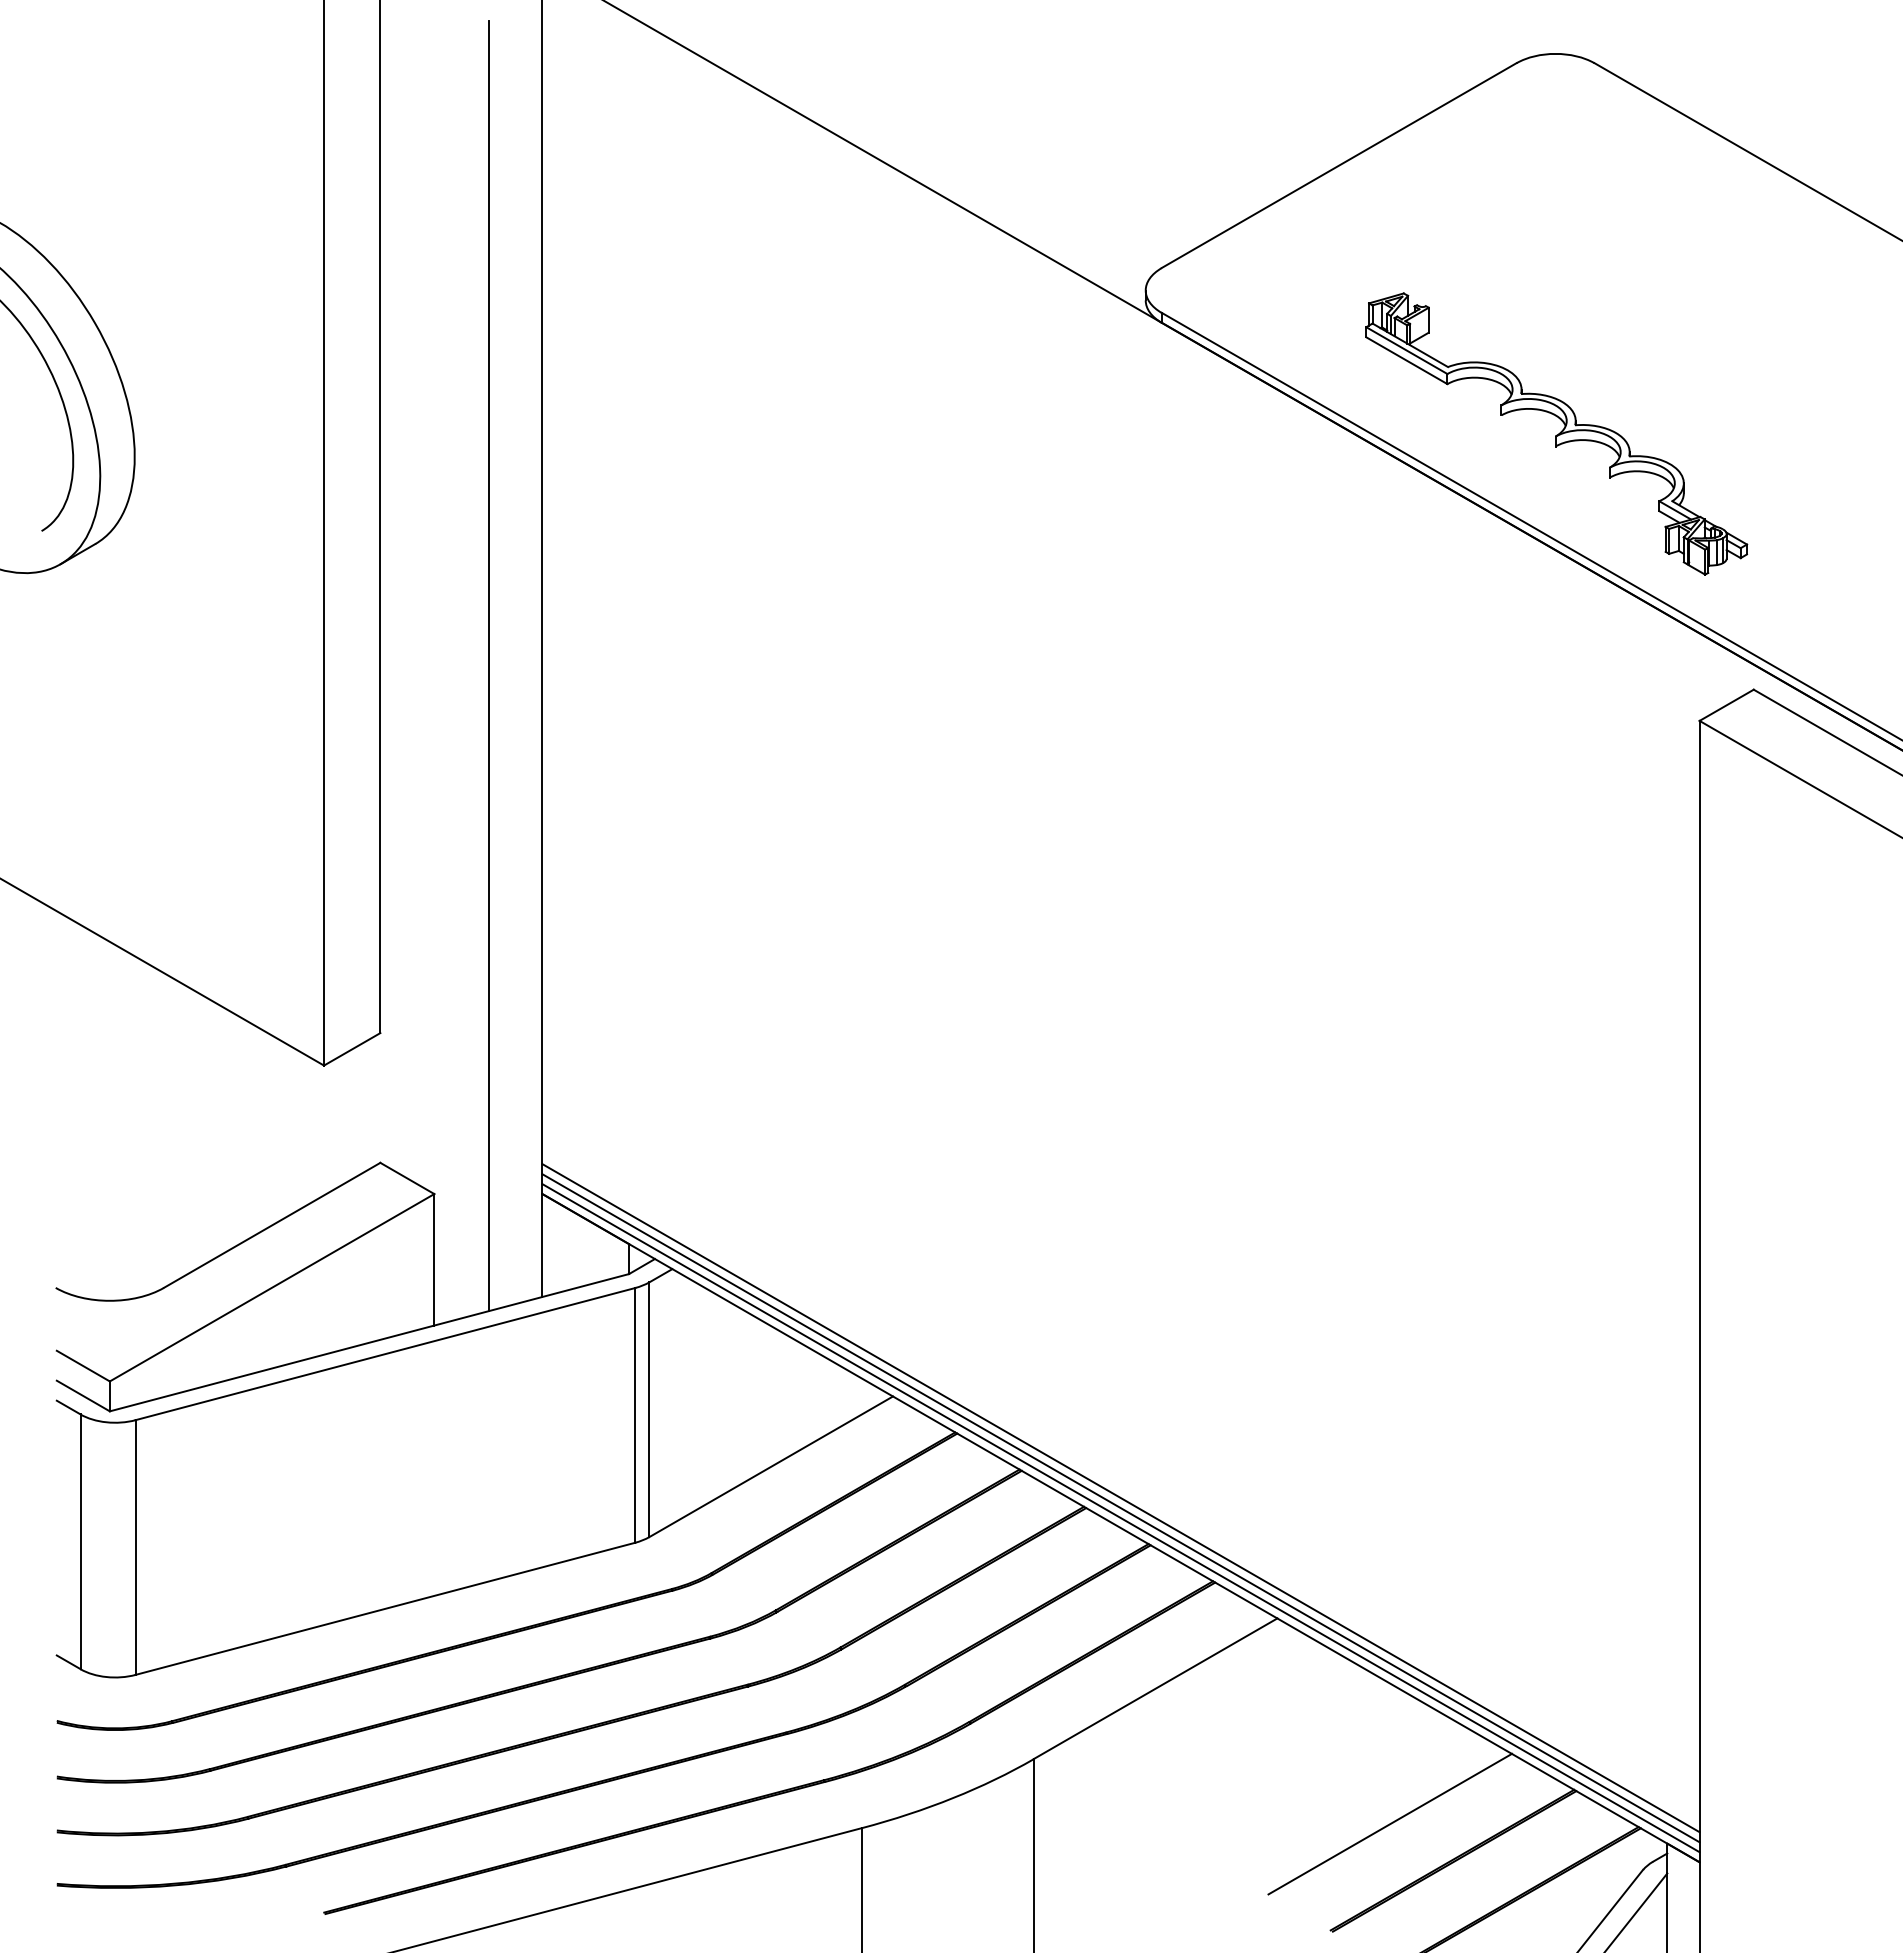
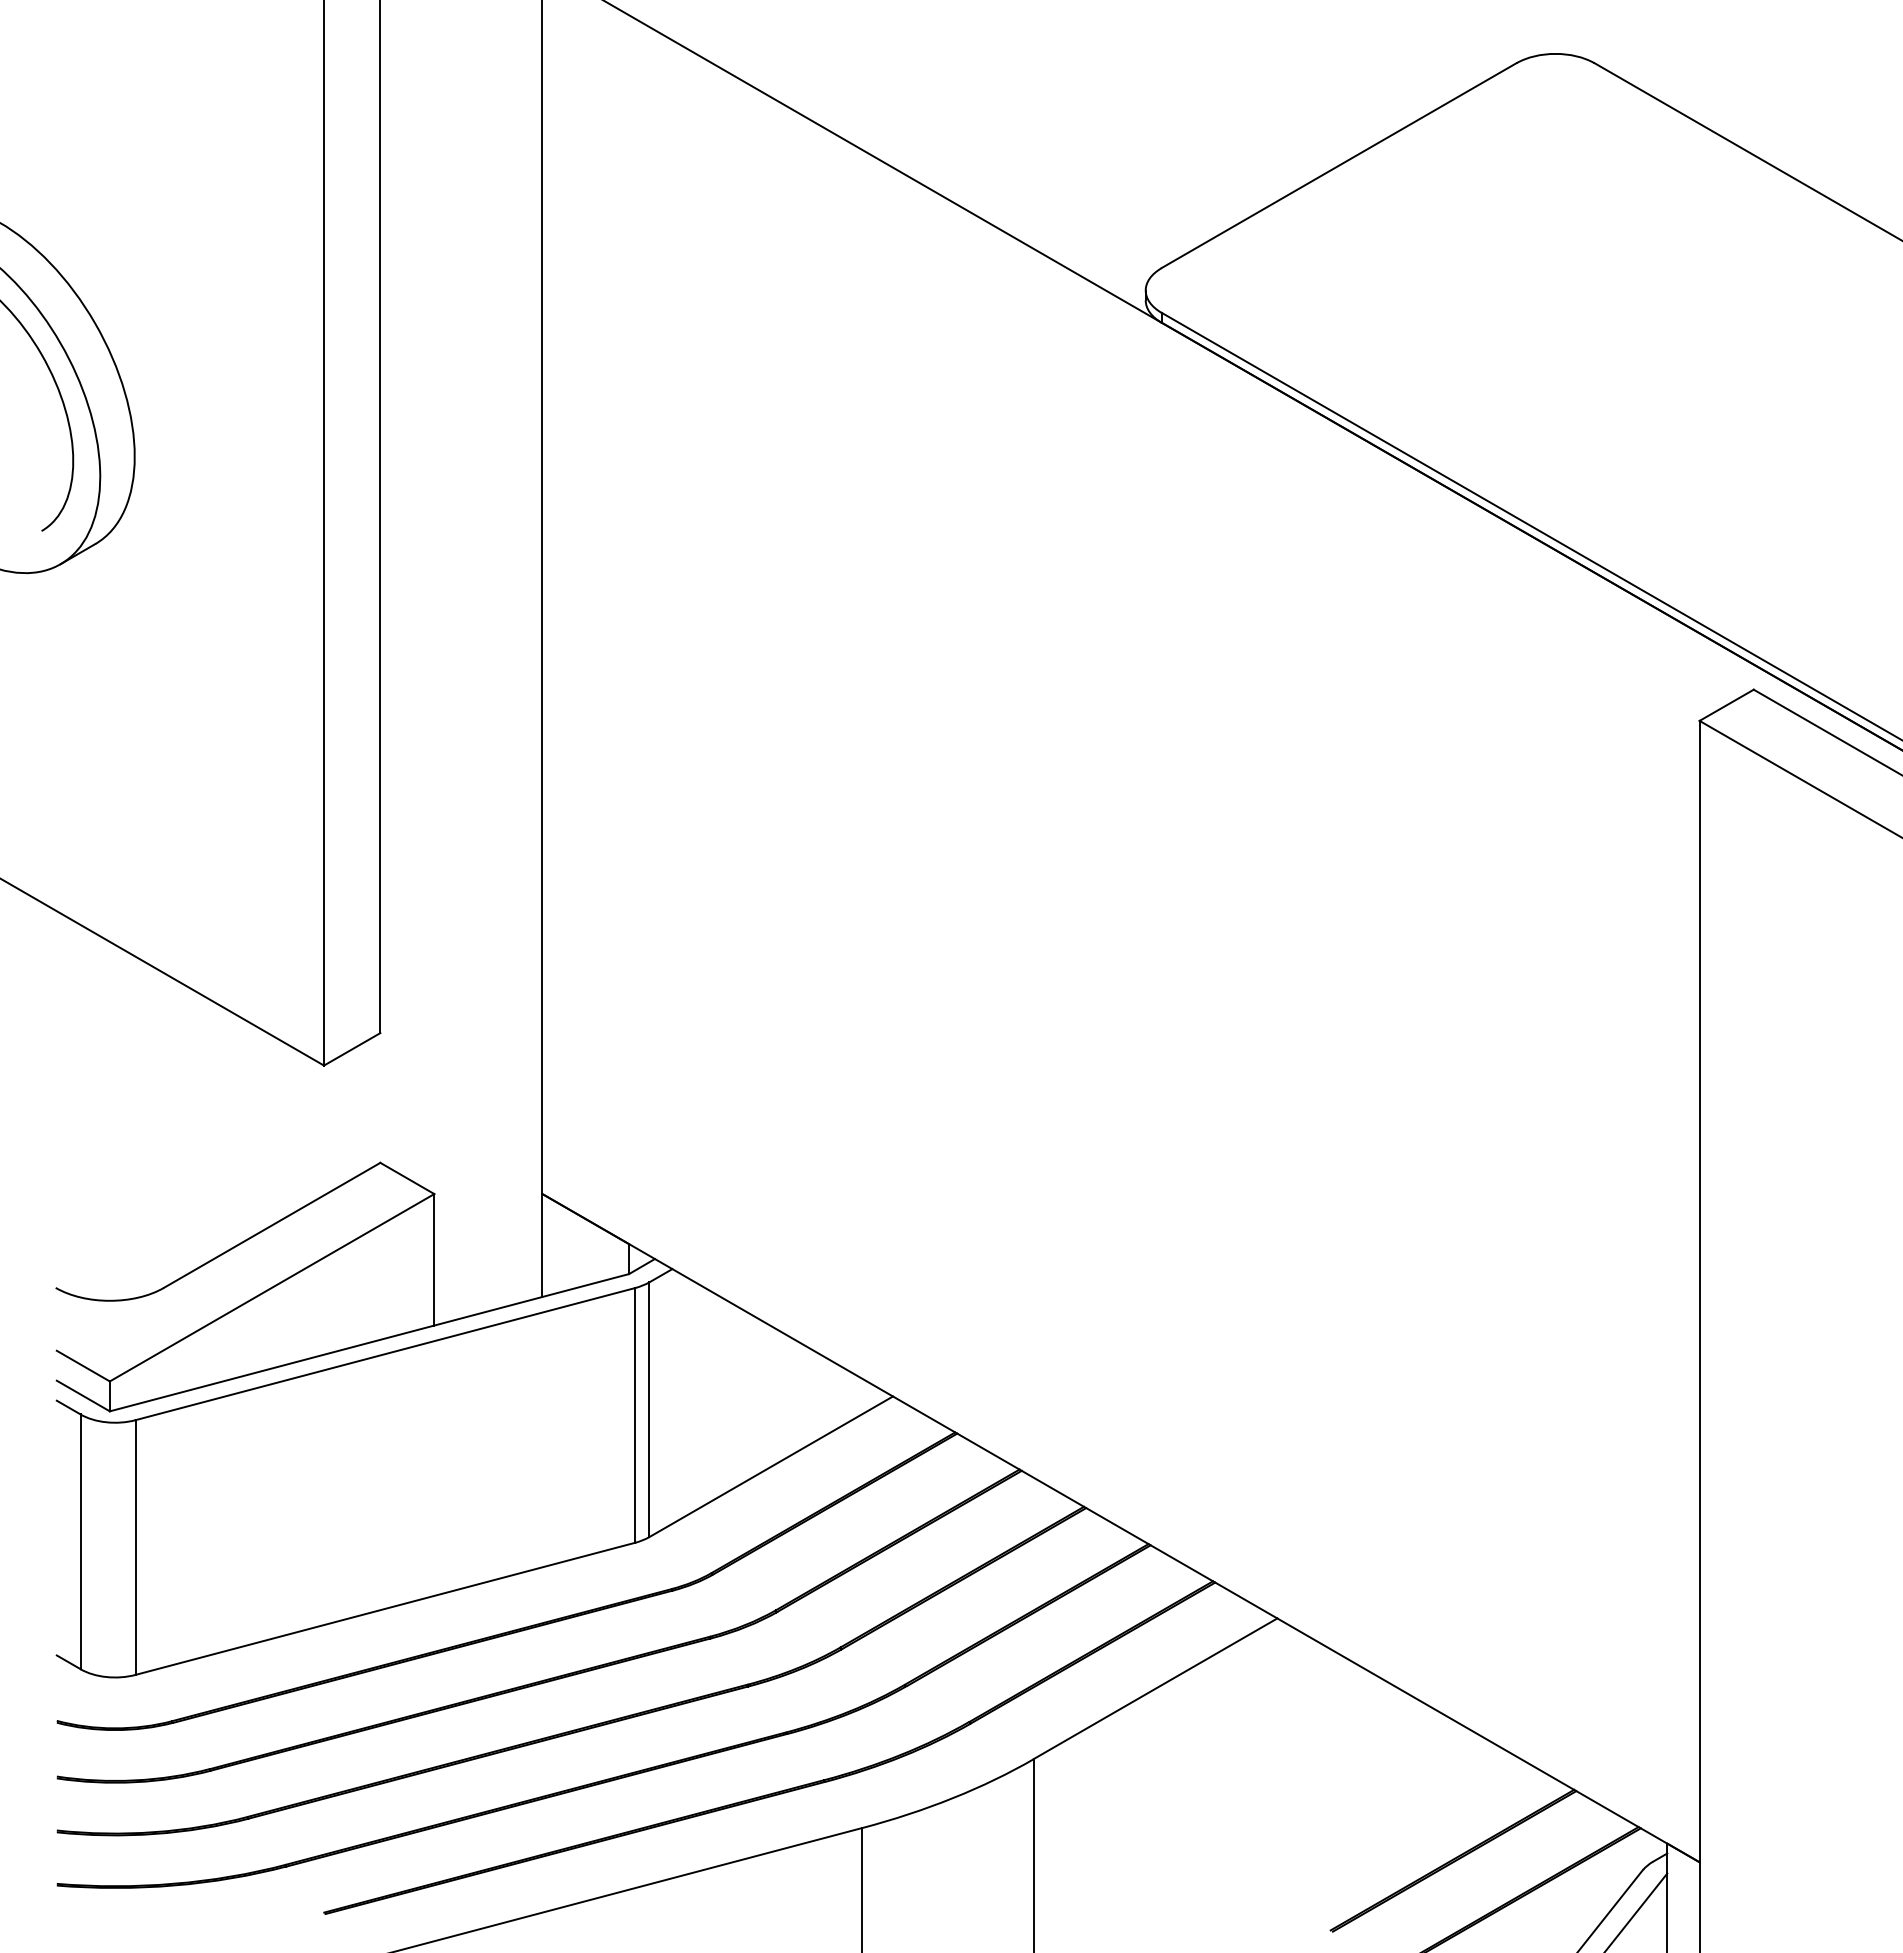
part: present -> none (1556, 433)
line: present -> none (488, 666)
line: present -> none (1120, 1498)
line: present -> none (1120, 1508)
line: present -> none (1120, 1518)
line: present -> none (1390, 1823)
